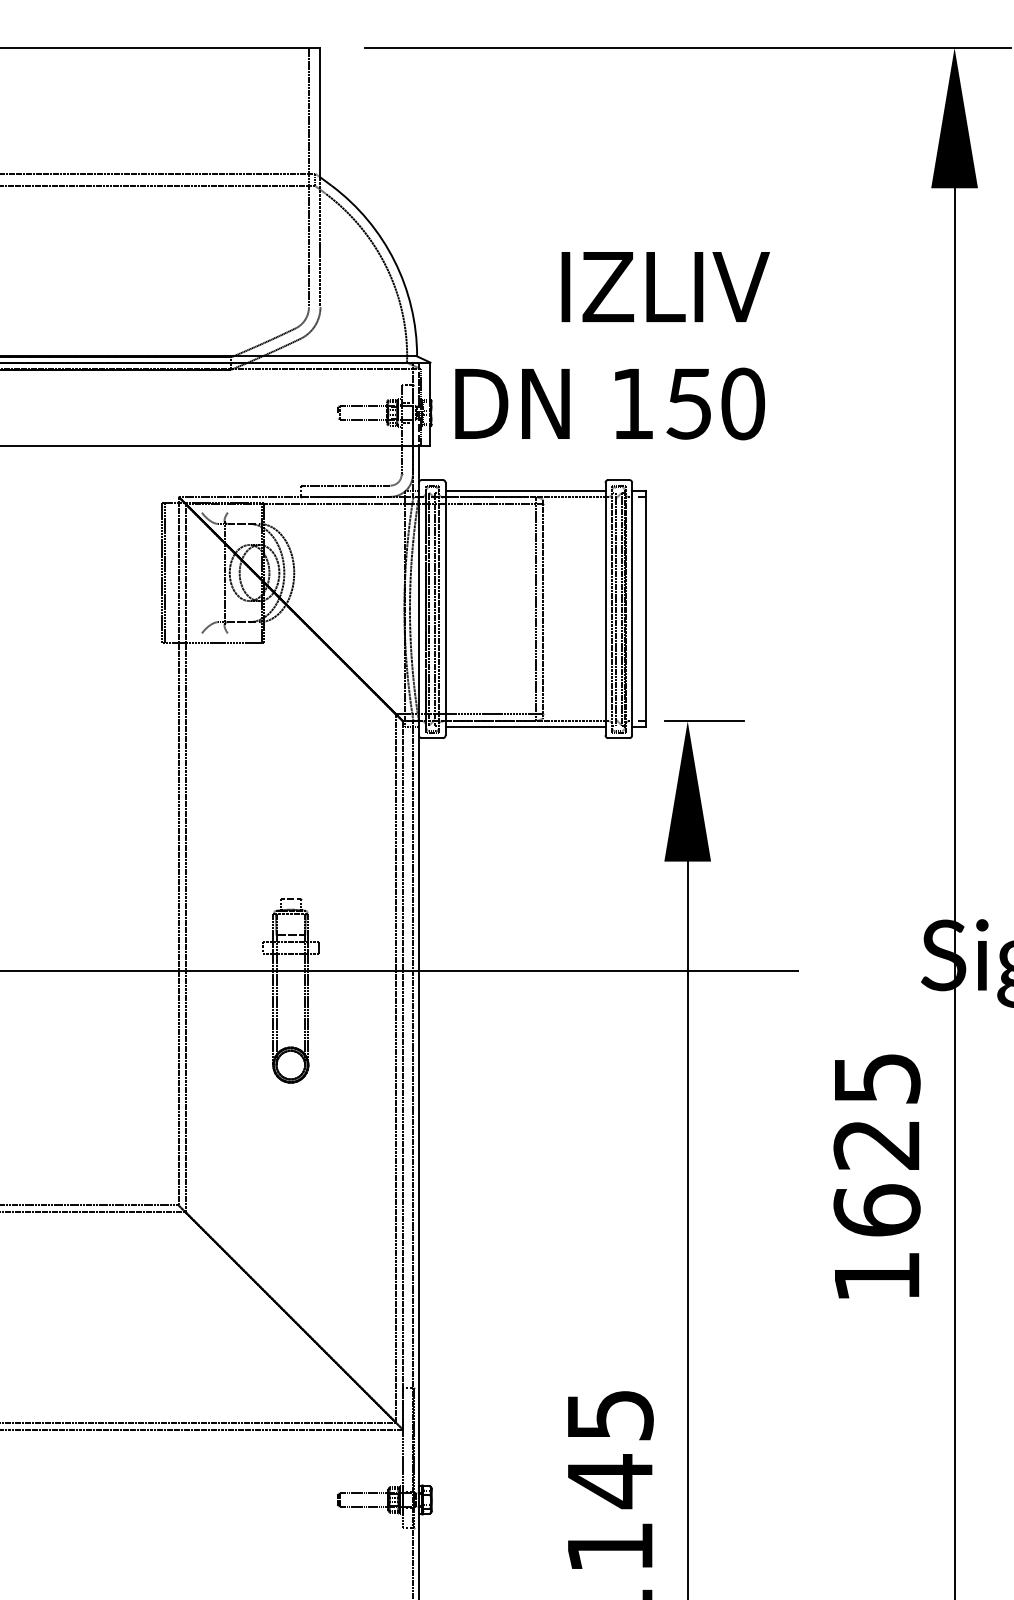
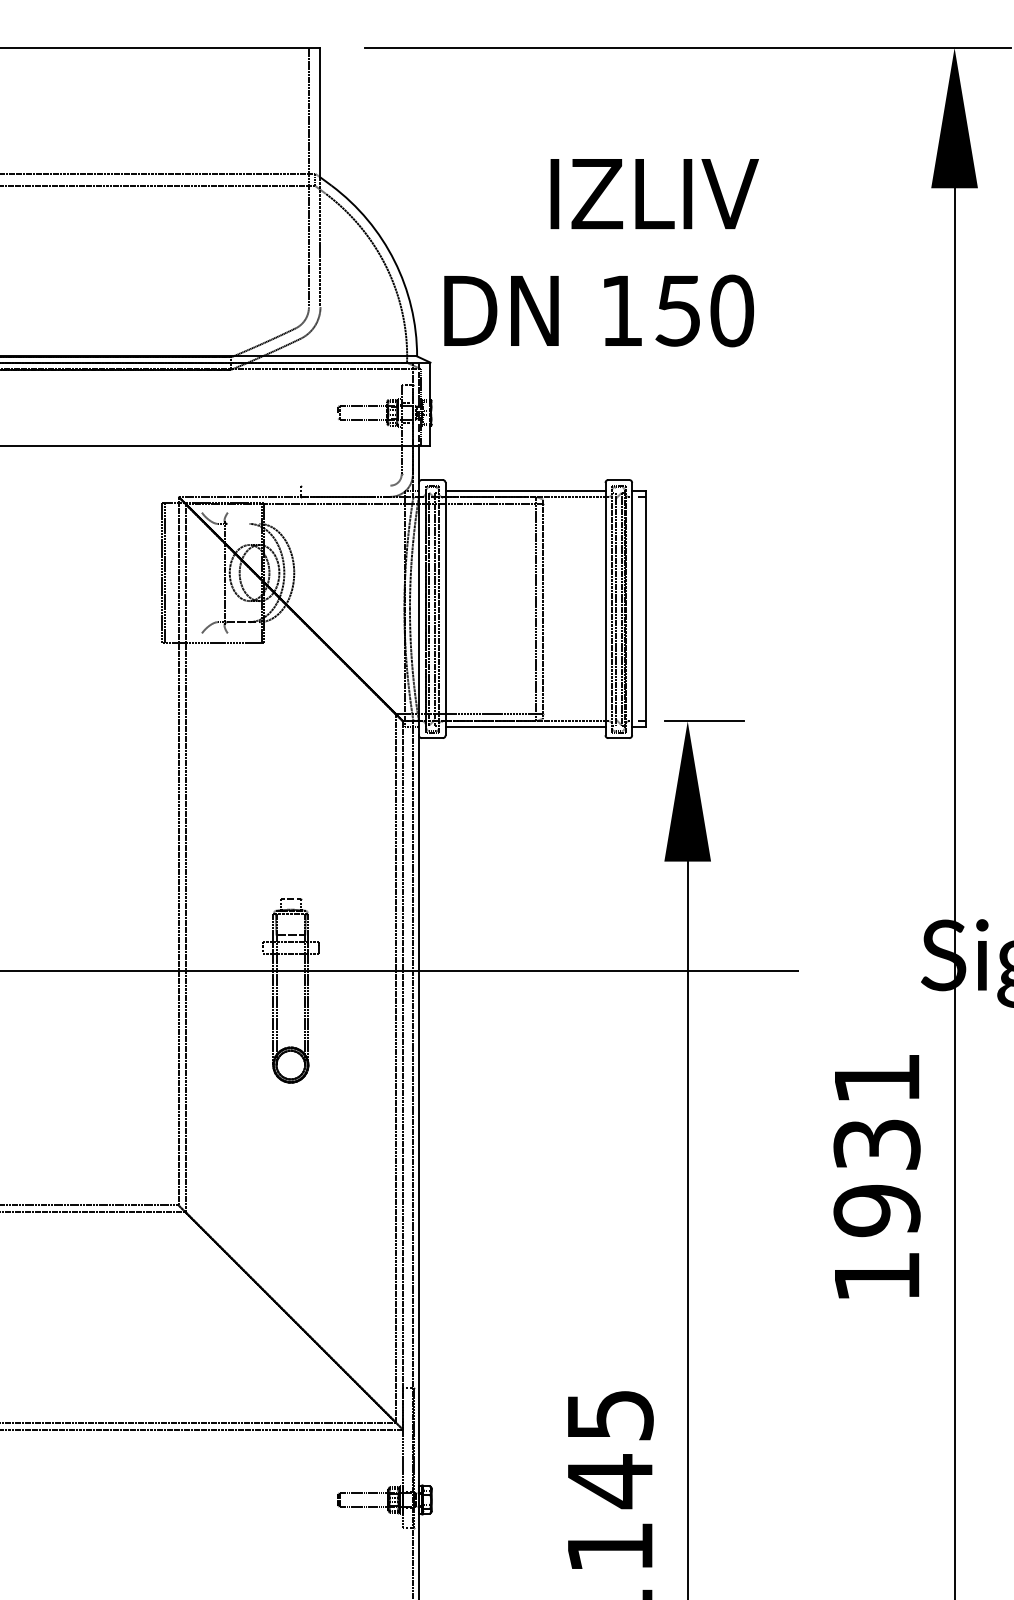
text position: (612, 346) -> (601, 253) (601, 253)
line: present -> none (345, 485)
line: present -> none (243, 523)
text: 1625 -> 1931 (876, 1145)
